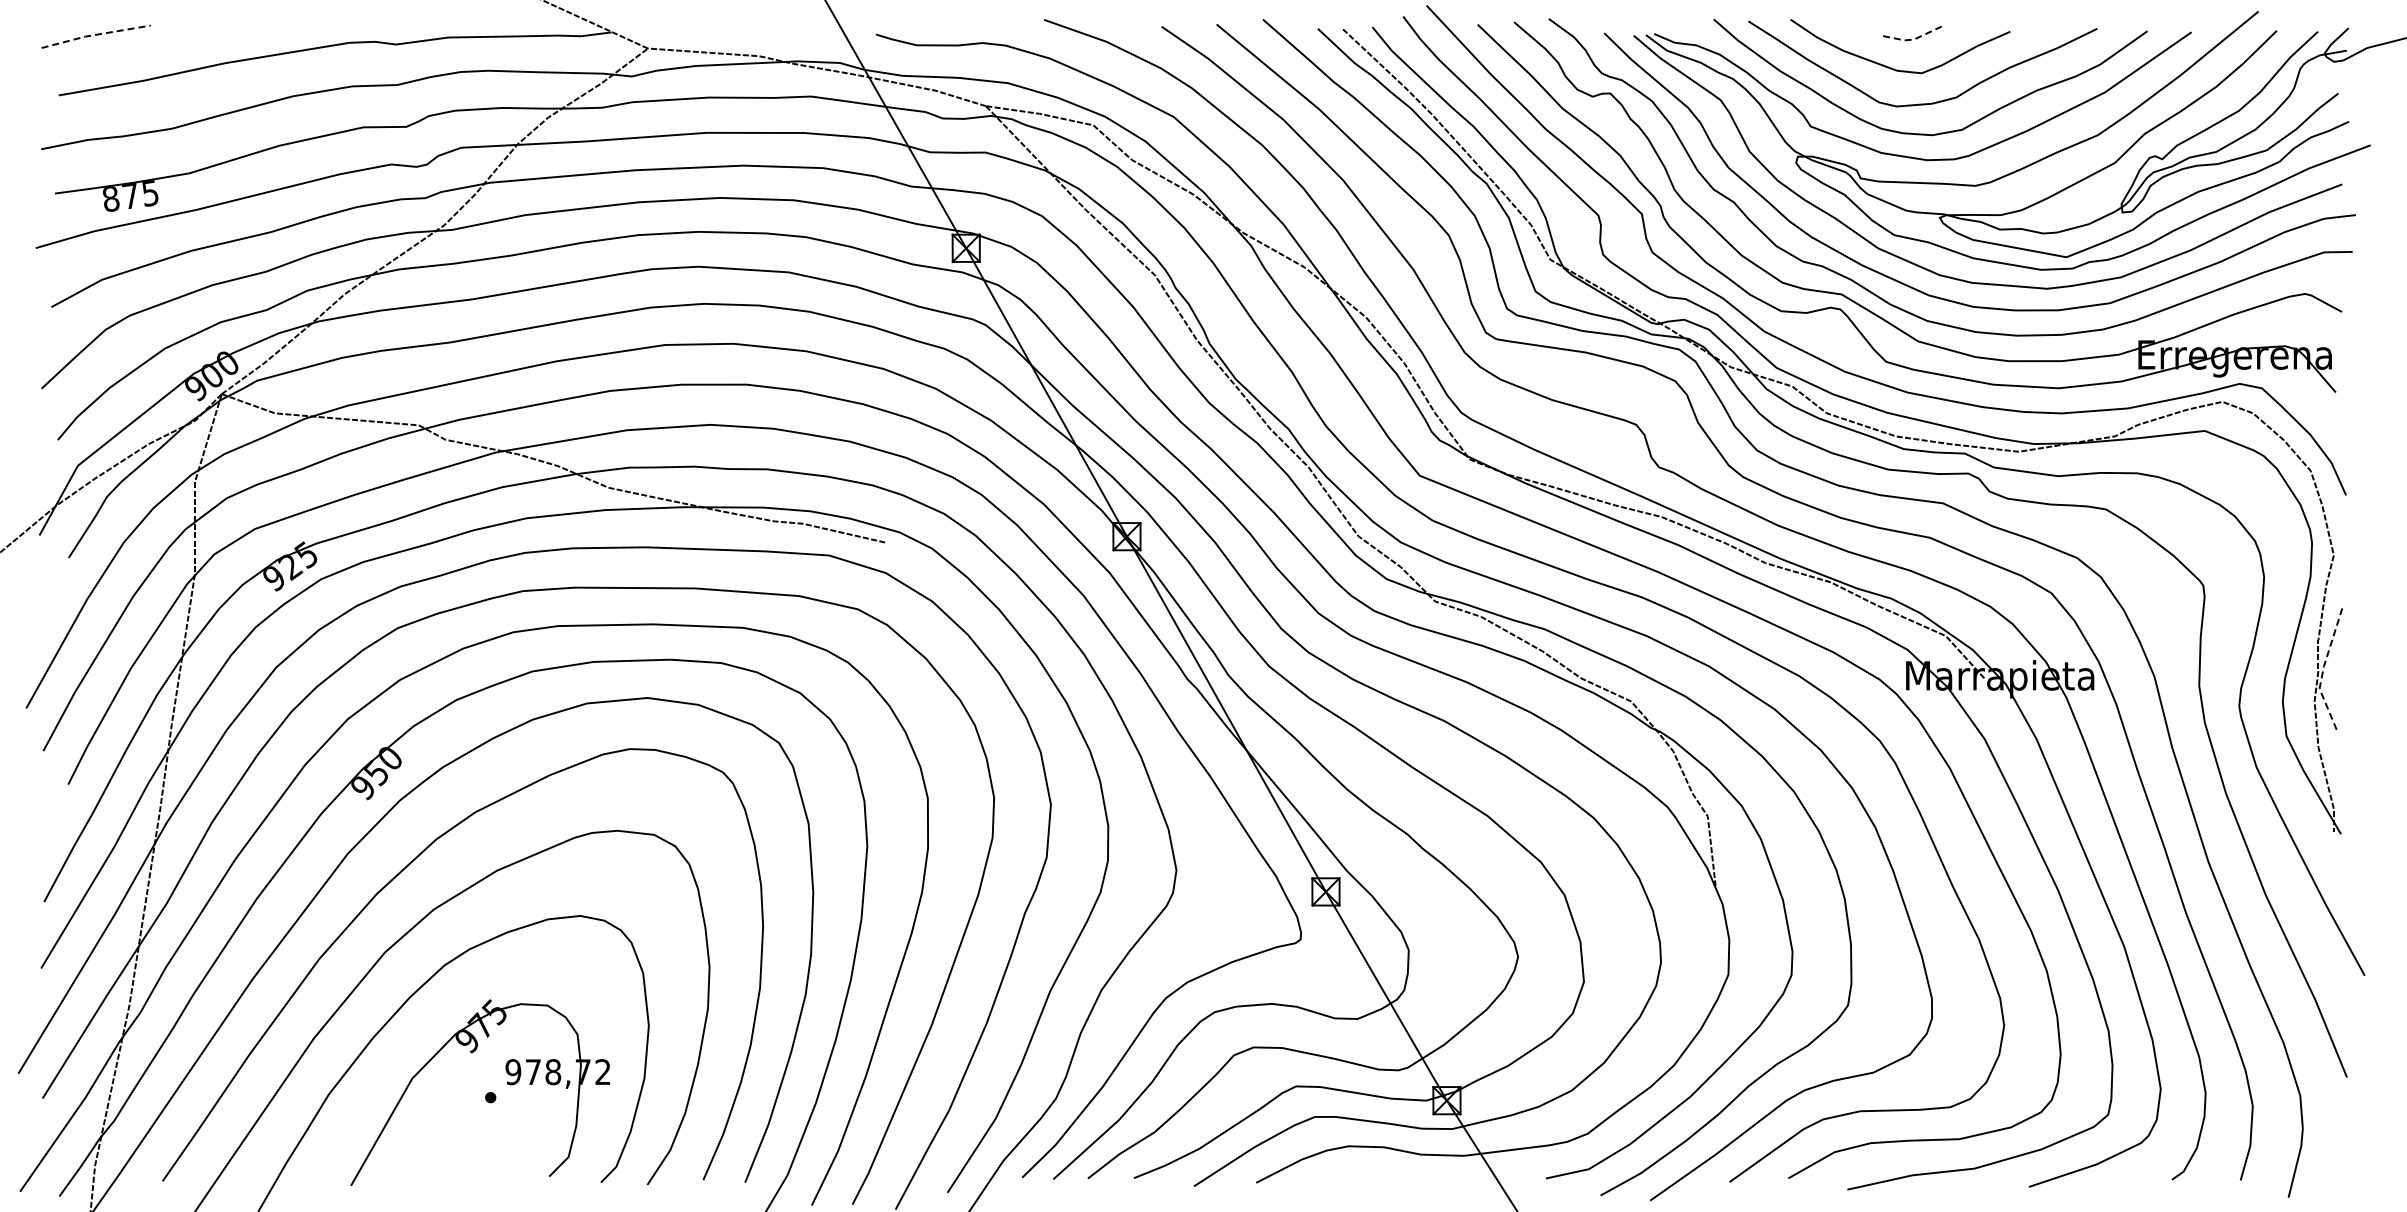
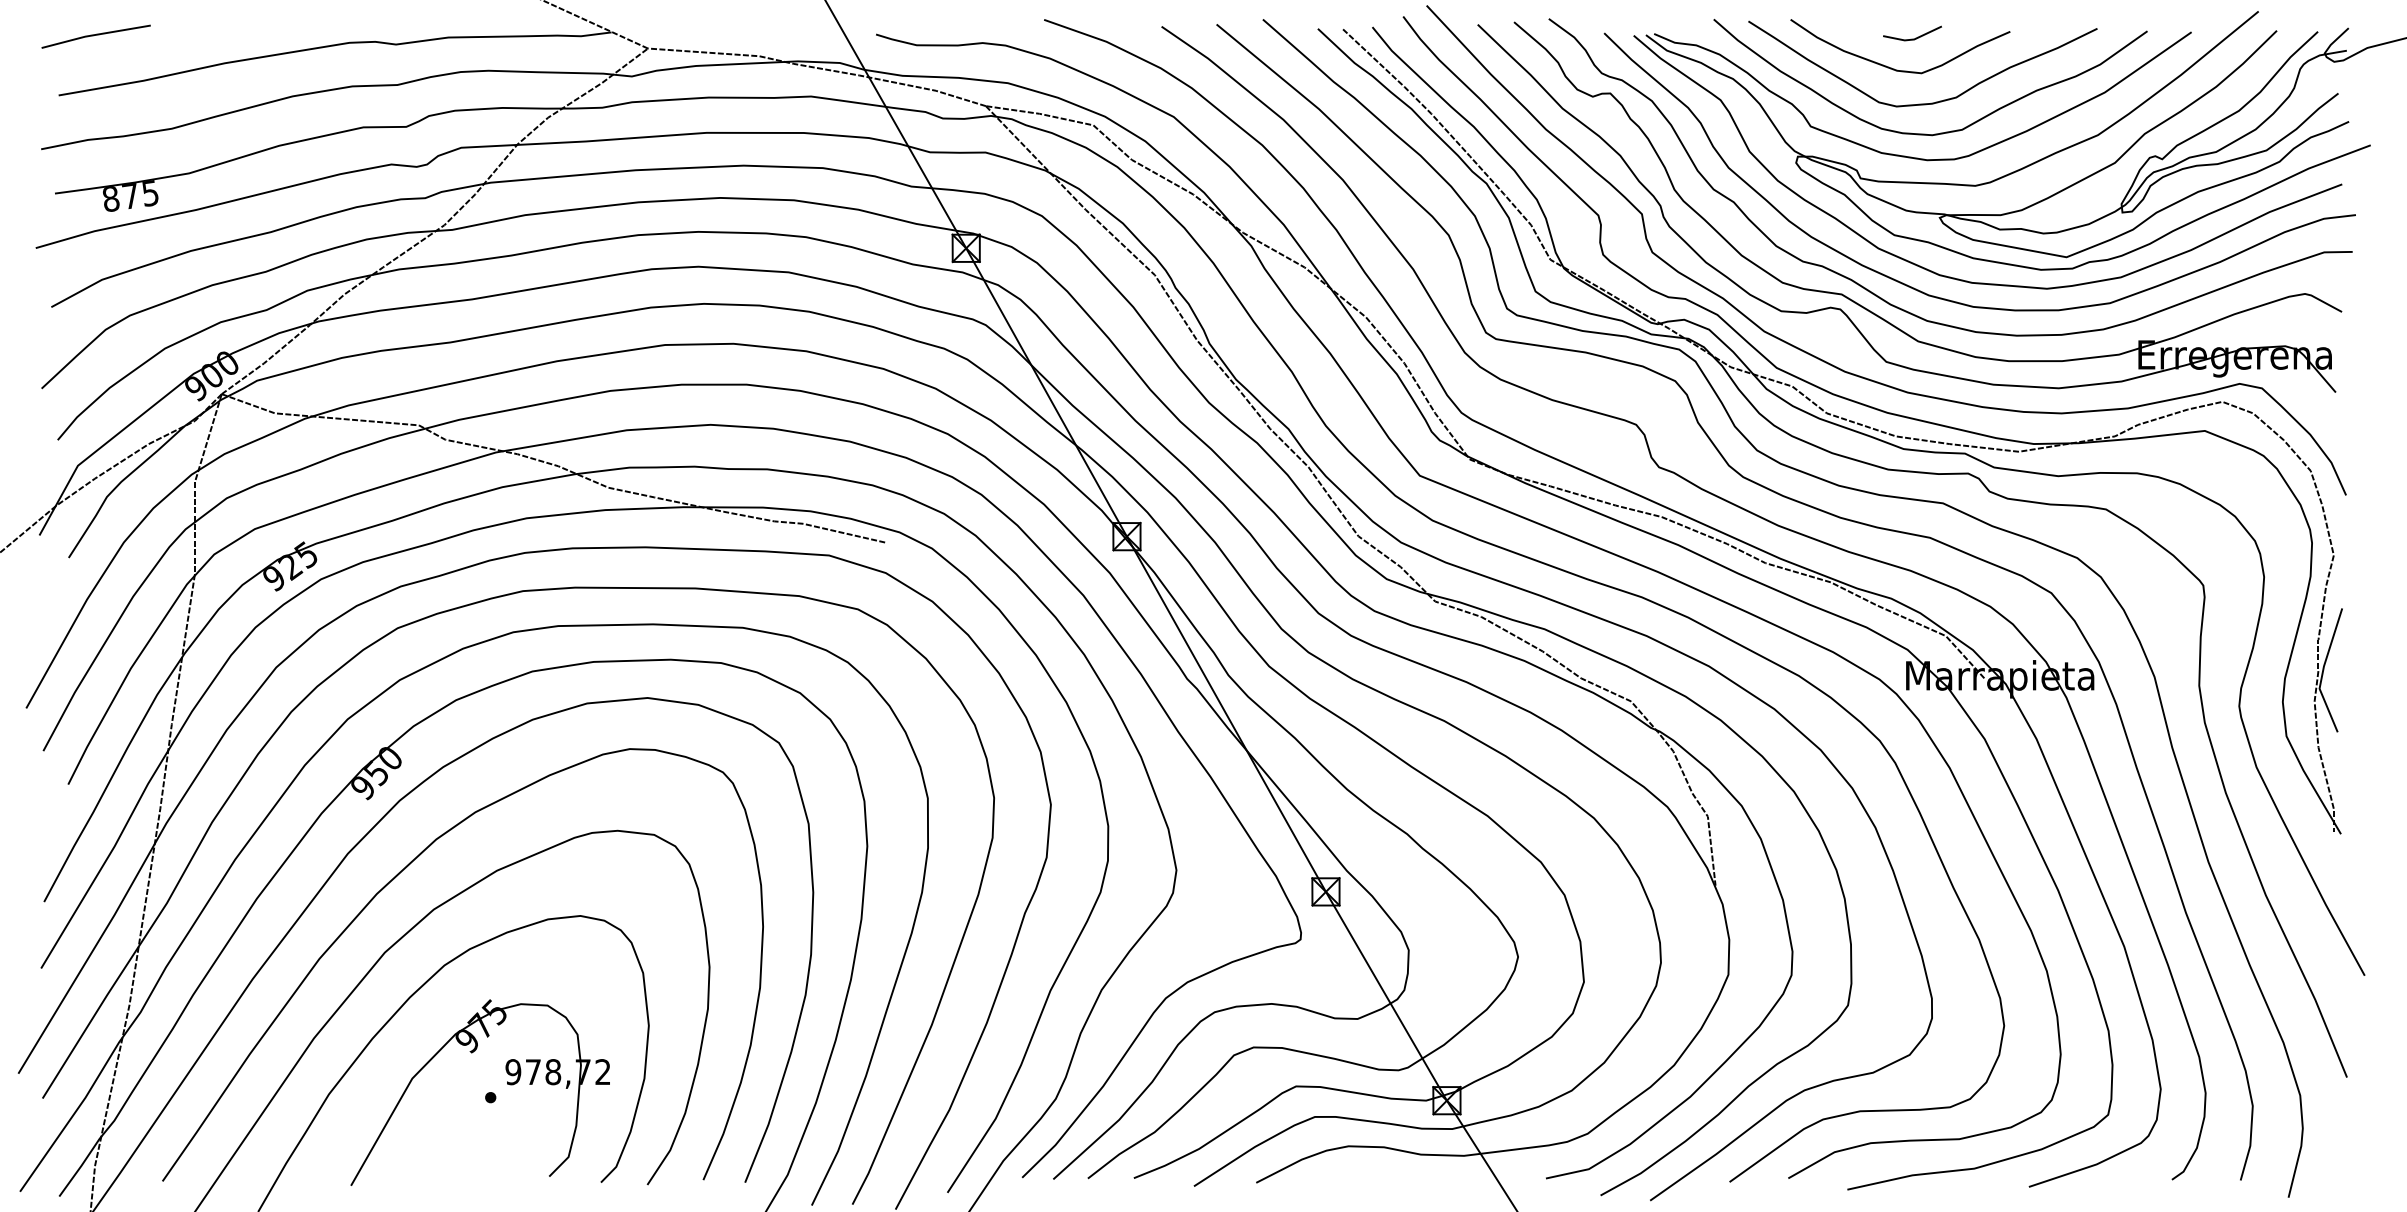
line: dashed -> solid (95, 35)
line: dashed -> solid (1913, 39)
line: dashed -> solid (2323, 671)
